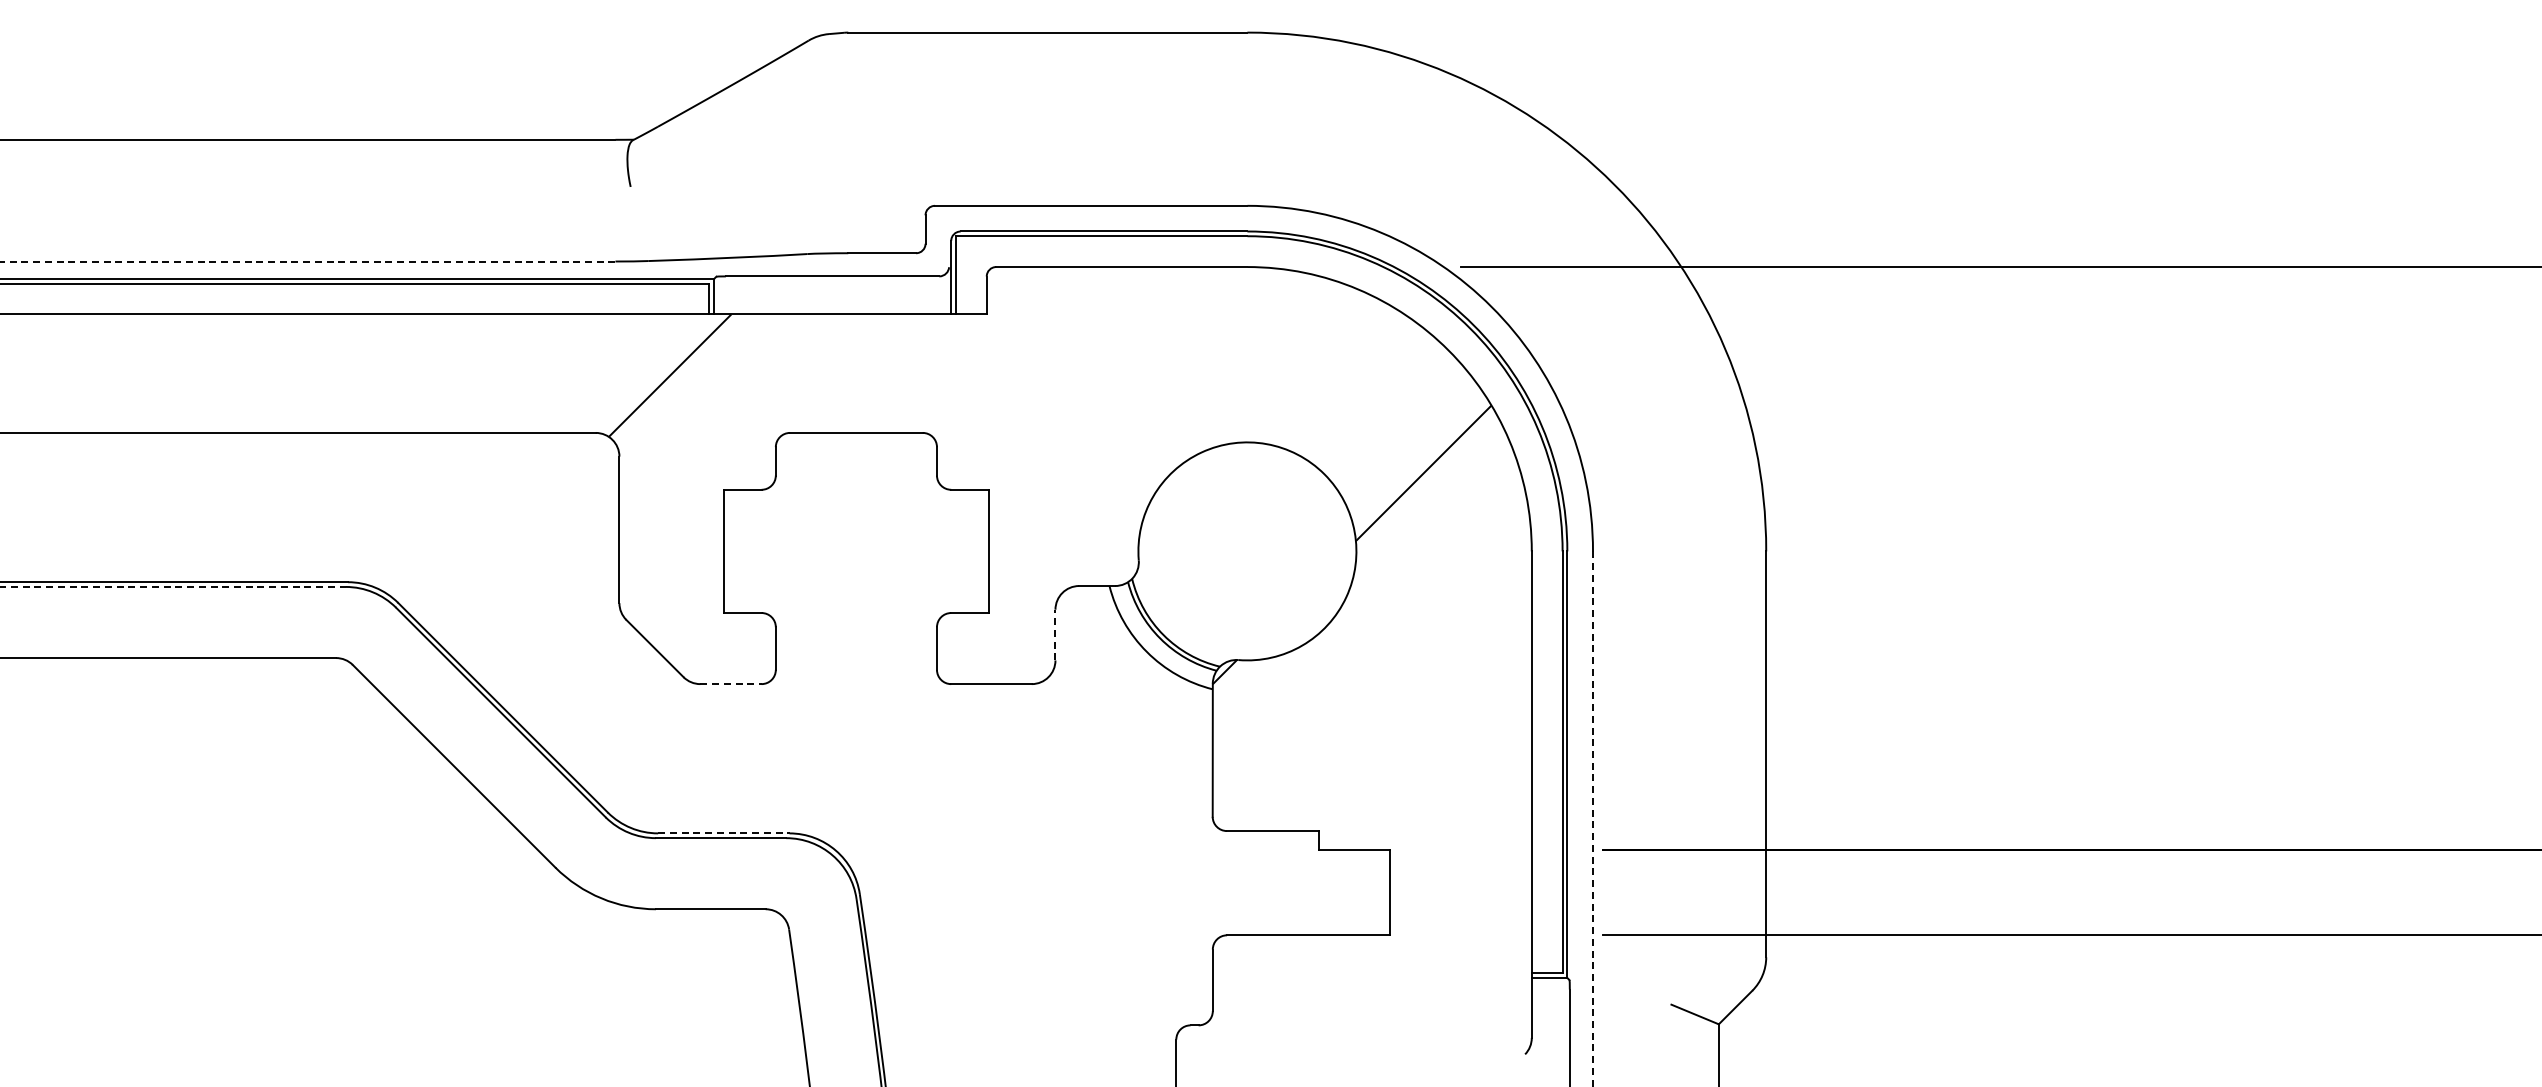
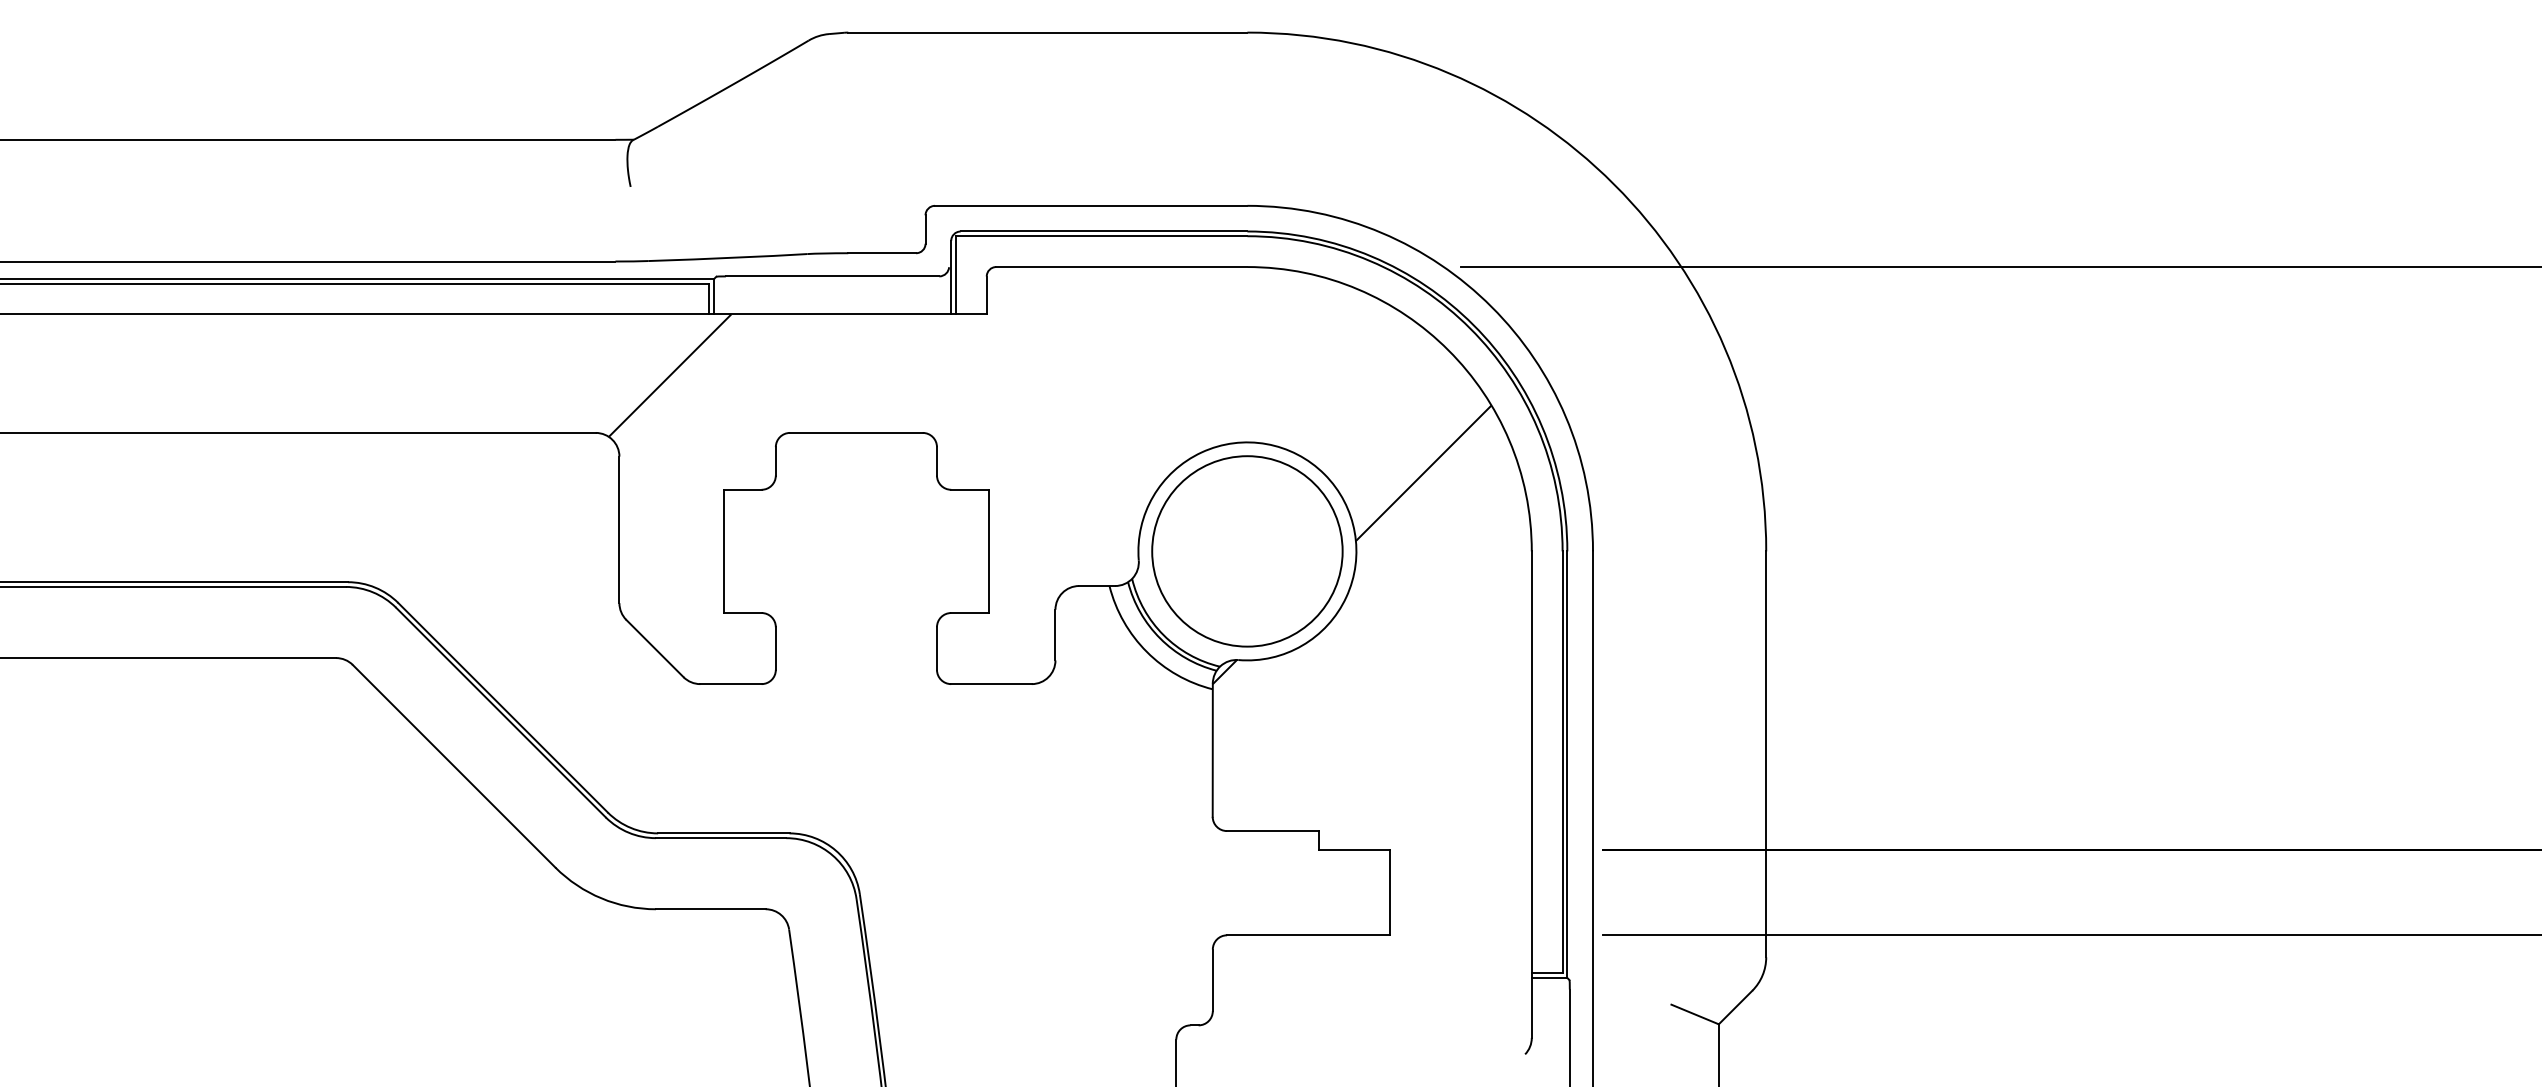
line: dashed -> solid (307, 261)
circle: none -> present (1247, 551)
line: dashed -> solid (173, 586)
line: dashed -> solid (1055, 634)
line: dashed -> solid (730, 684)
line: dashed -> solid (1593, 819)
line: dashed -> solid (723, 833)
